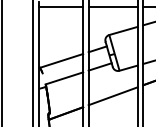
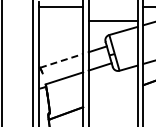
line position: (112, 6) -> (112, 20) (112, 20)
line: solid -> dashed (61, 60)
line: present -> none (112, 96)
